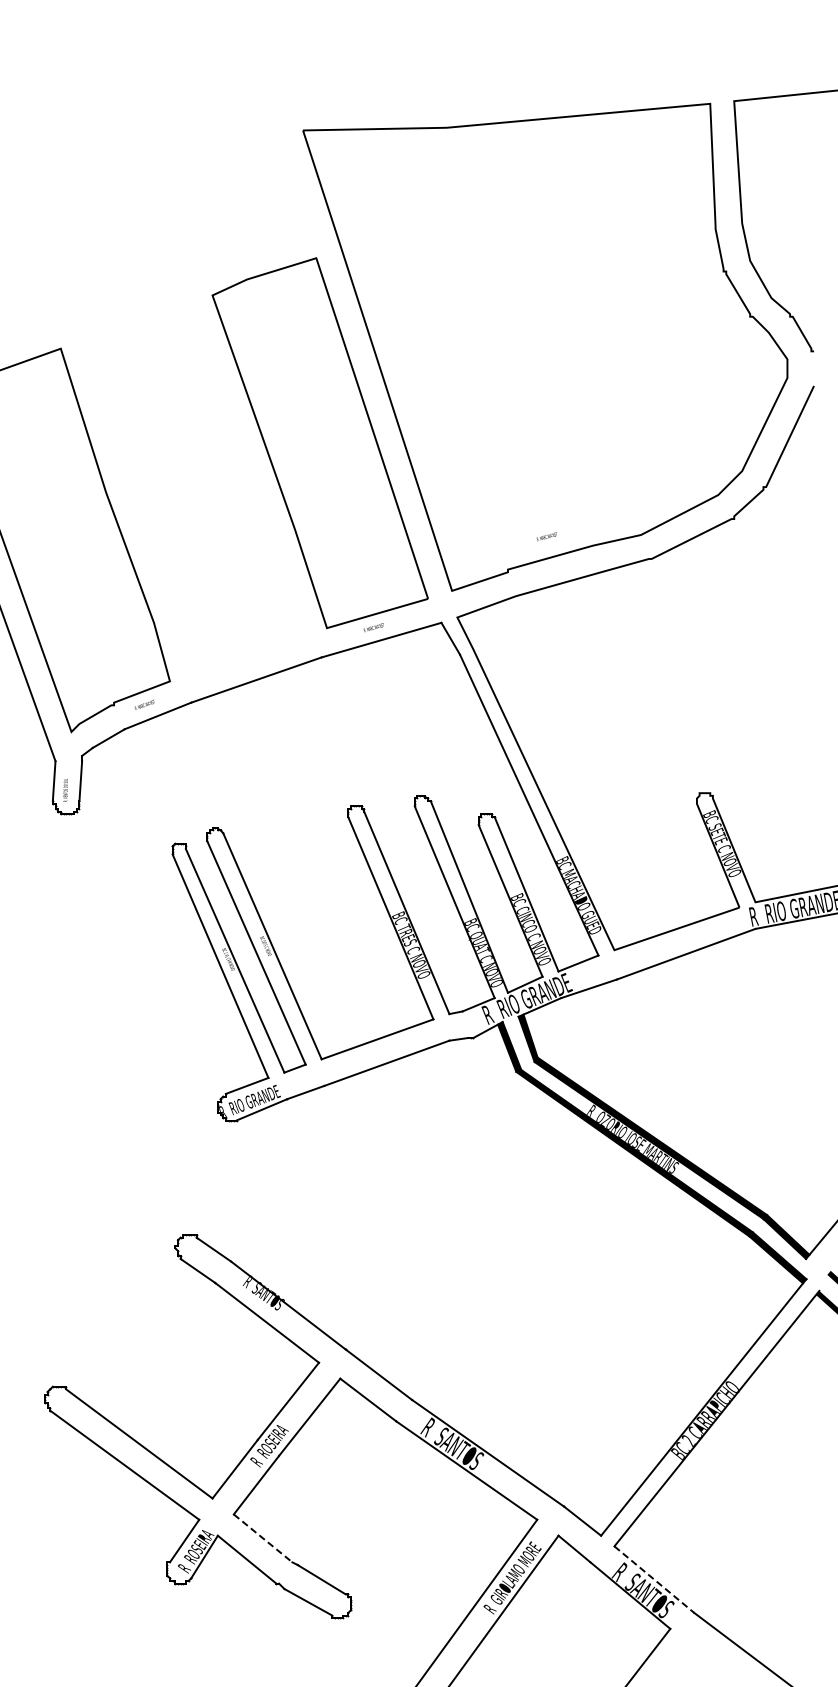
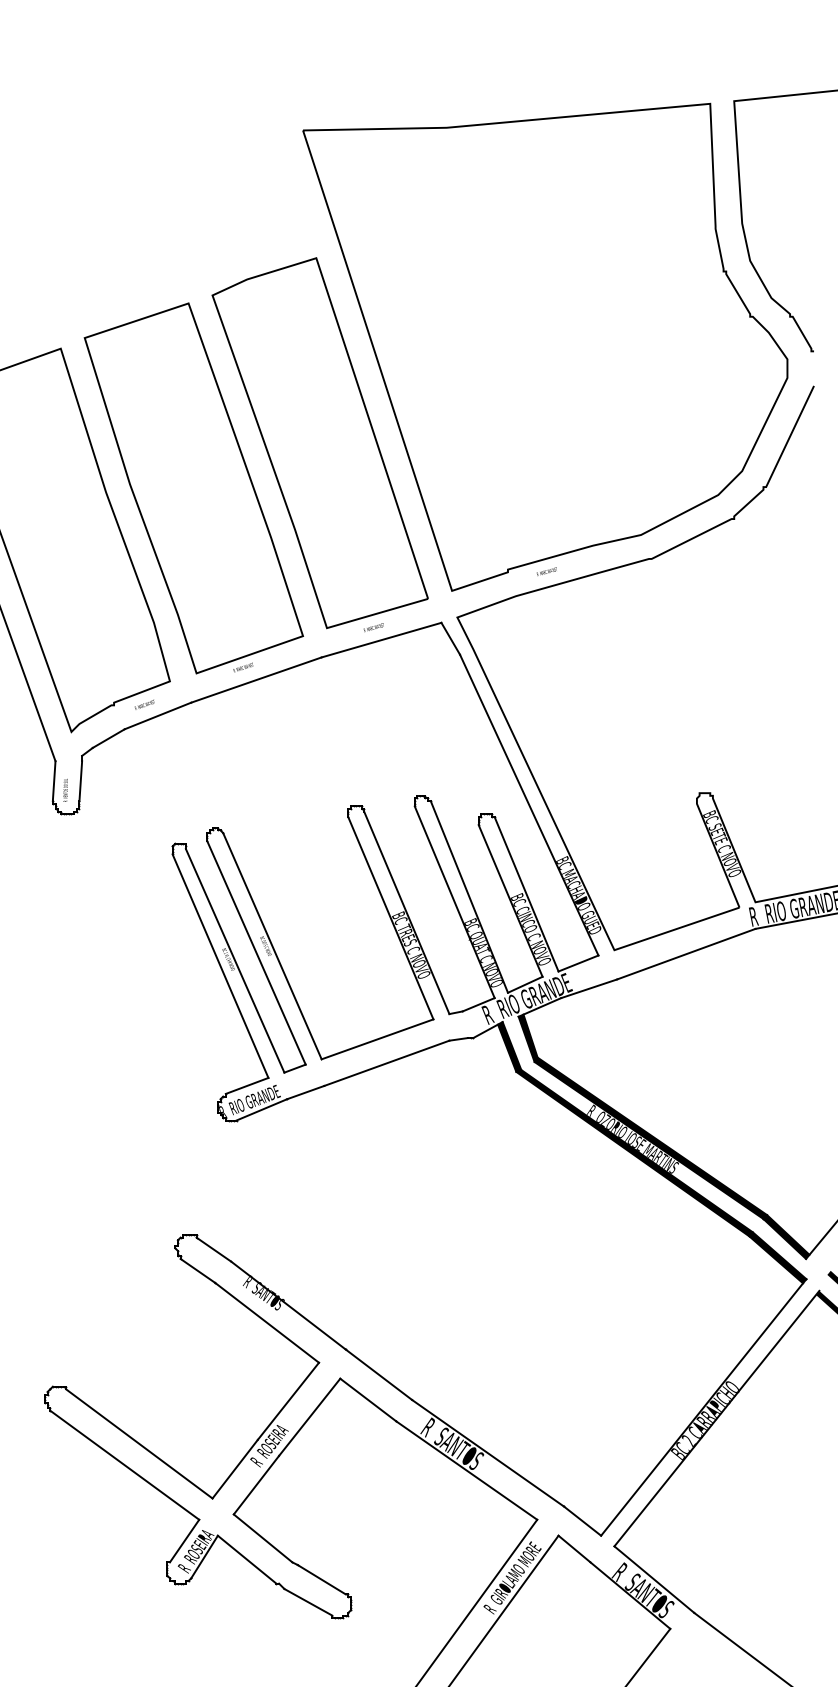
part: none -> present (193, 488)
text position: (546, 536) -> (546, 571) (546, 571)
line: dashed -> solid (263, 1538)
line: dashed -> solid (654, 1579)
